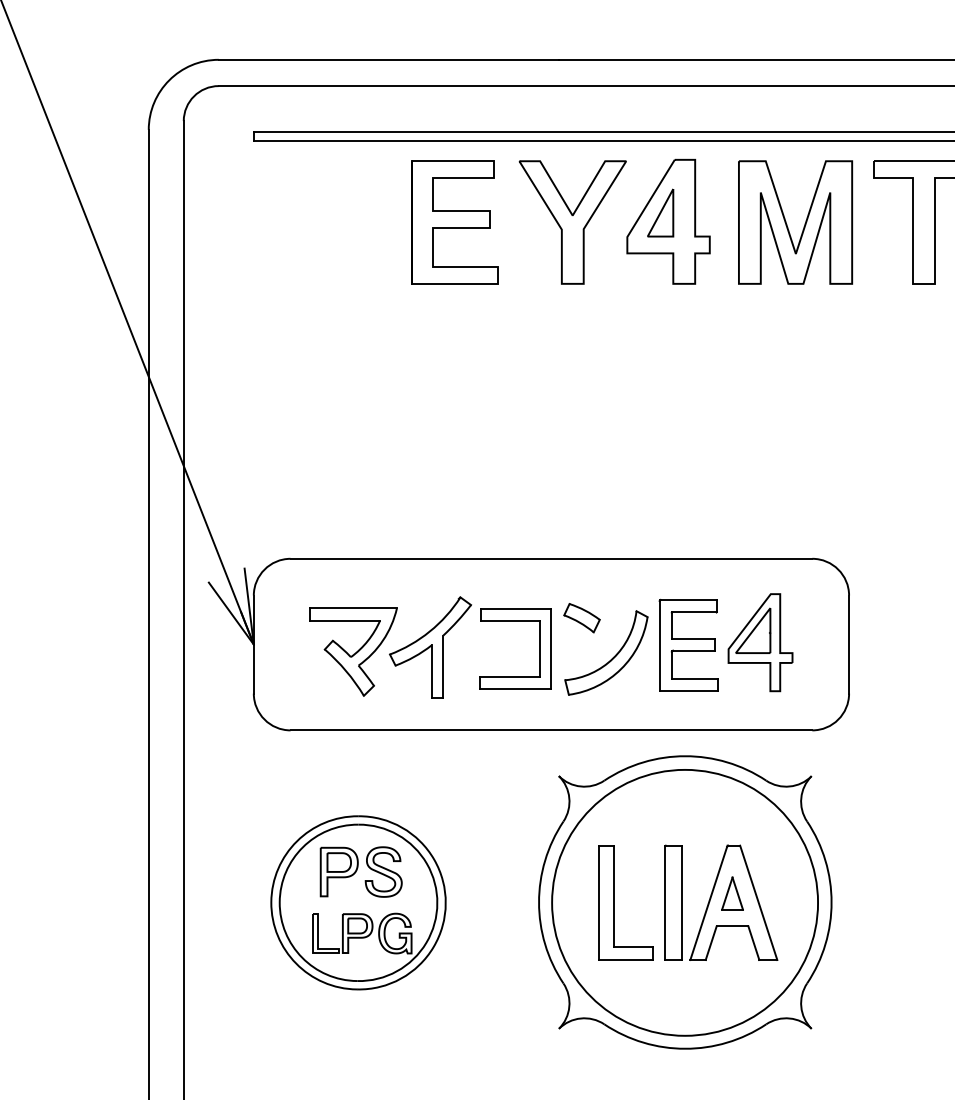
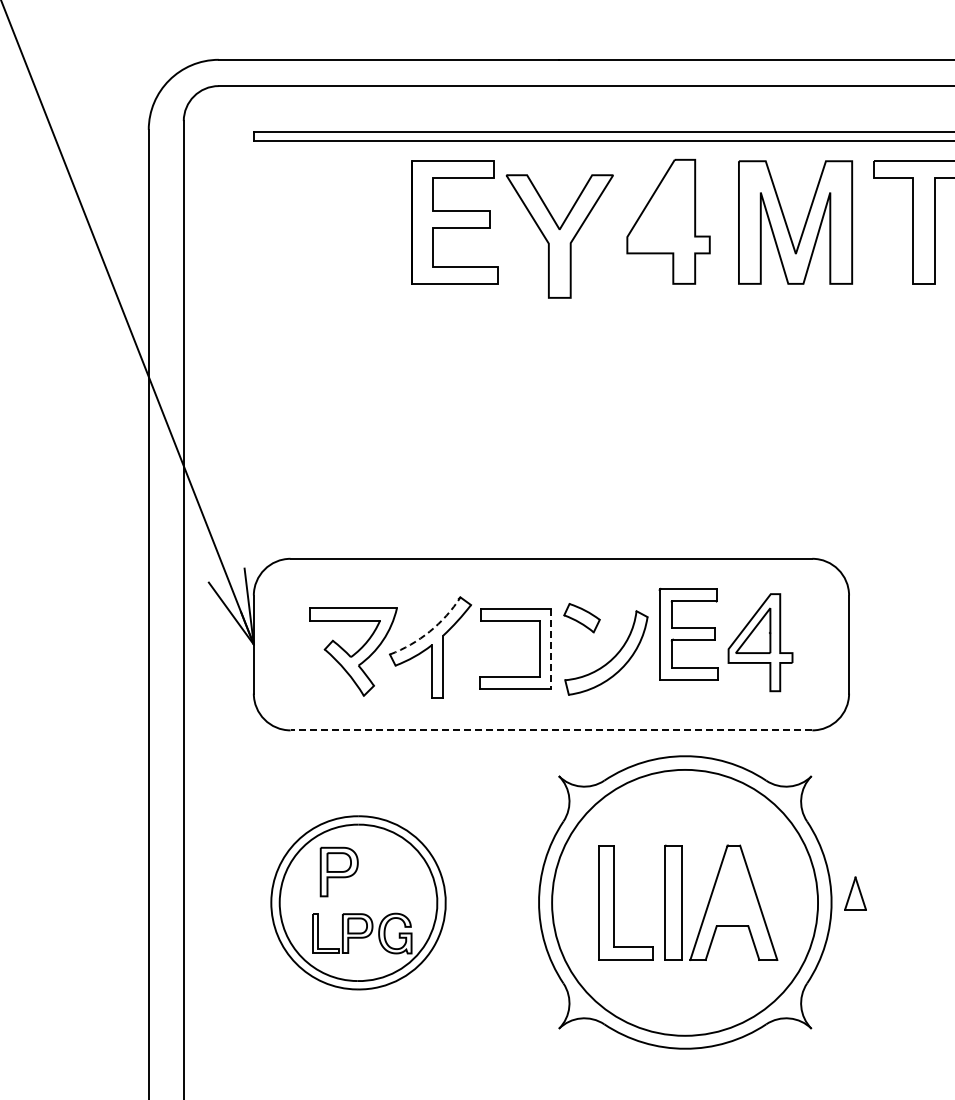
part: present -> none (660, 212)
part position: (572, 222) -> (559, 236) (559, 236)
arc: solid -> dashed (429, 631)
part position: (688, 644) -> (688, 633) (688, 633)
line: solid -> dashed (551, 649)
line: solid -> dashed (551, 730)
part: present -> none (383, 871)
part position: (732, 893) -> (855, 893) (855, 893)
